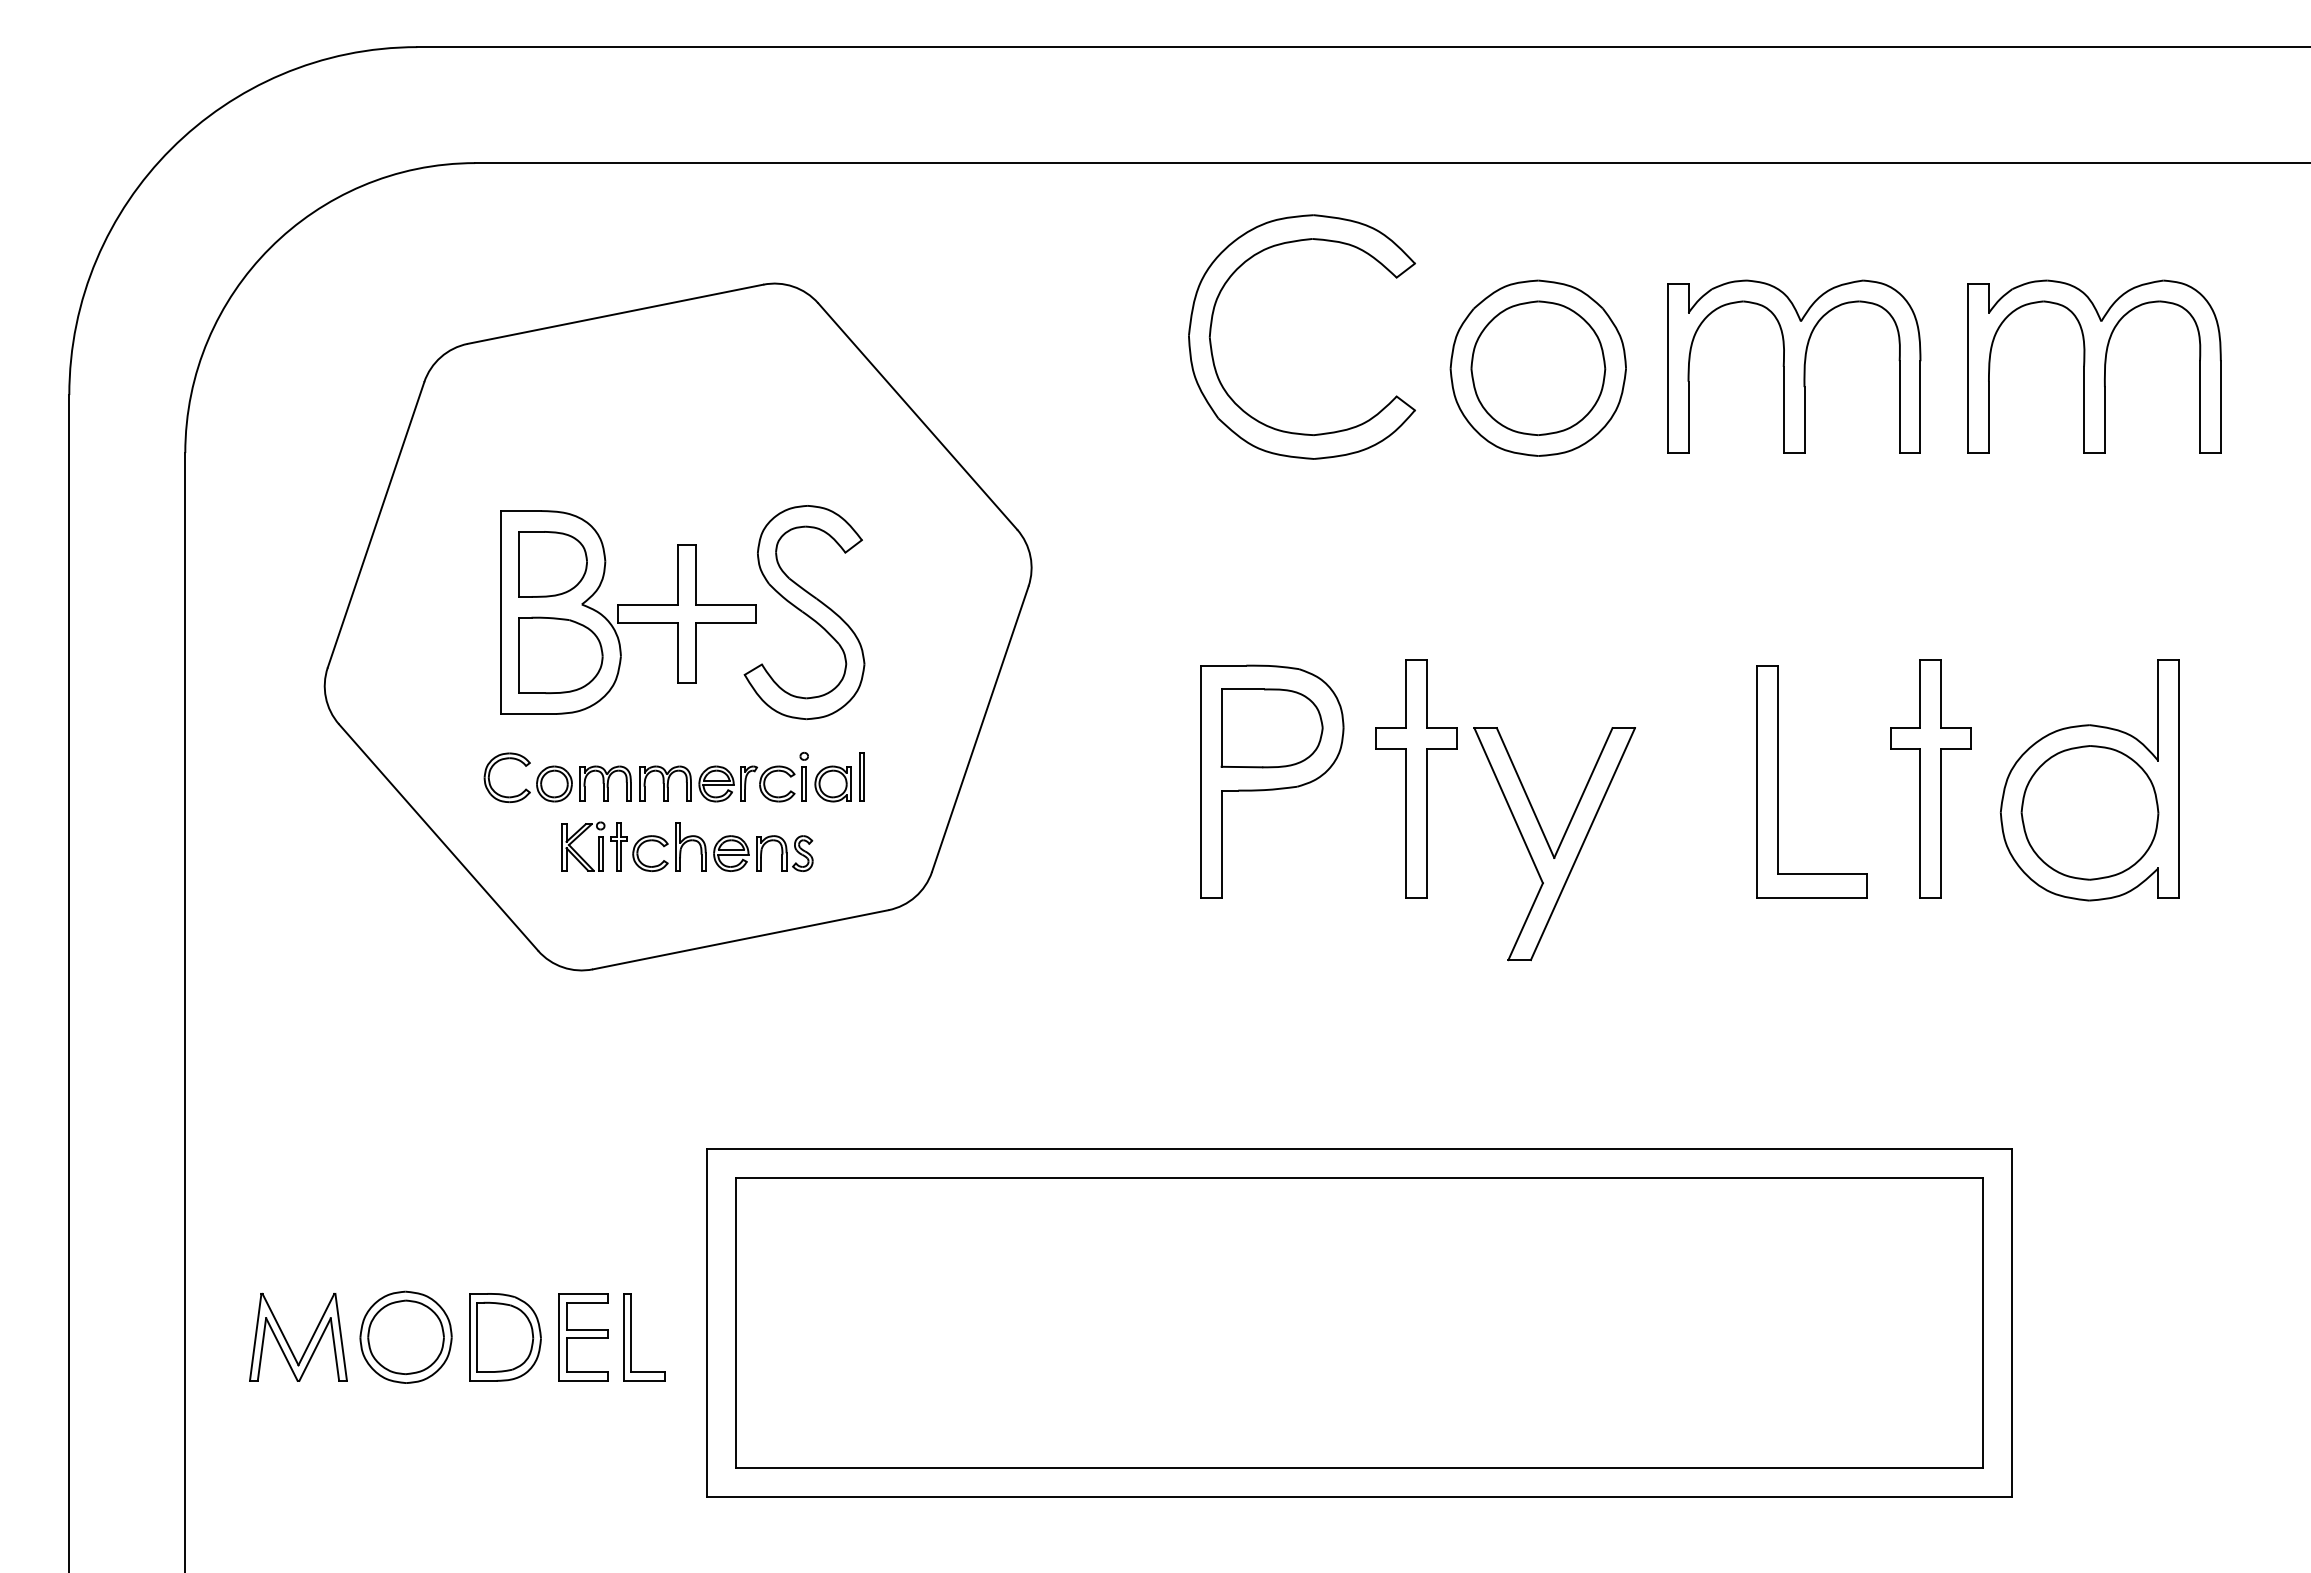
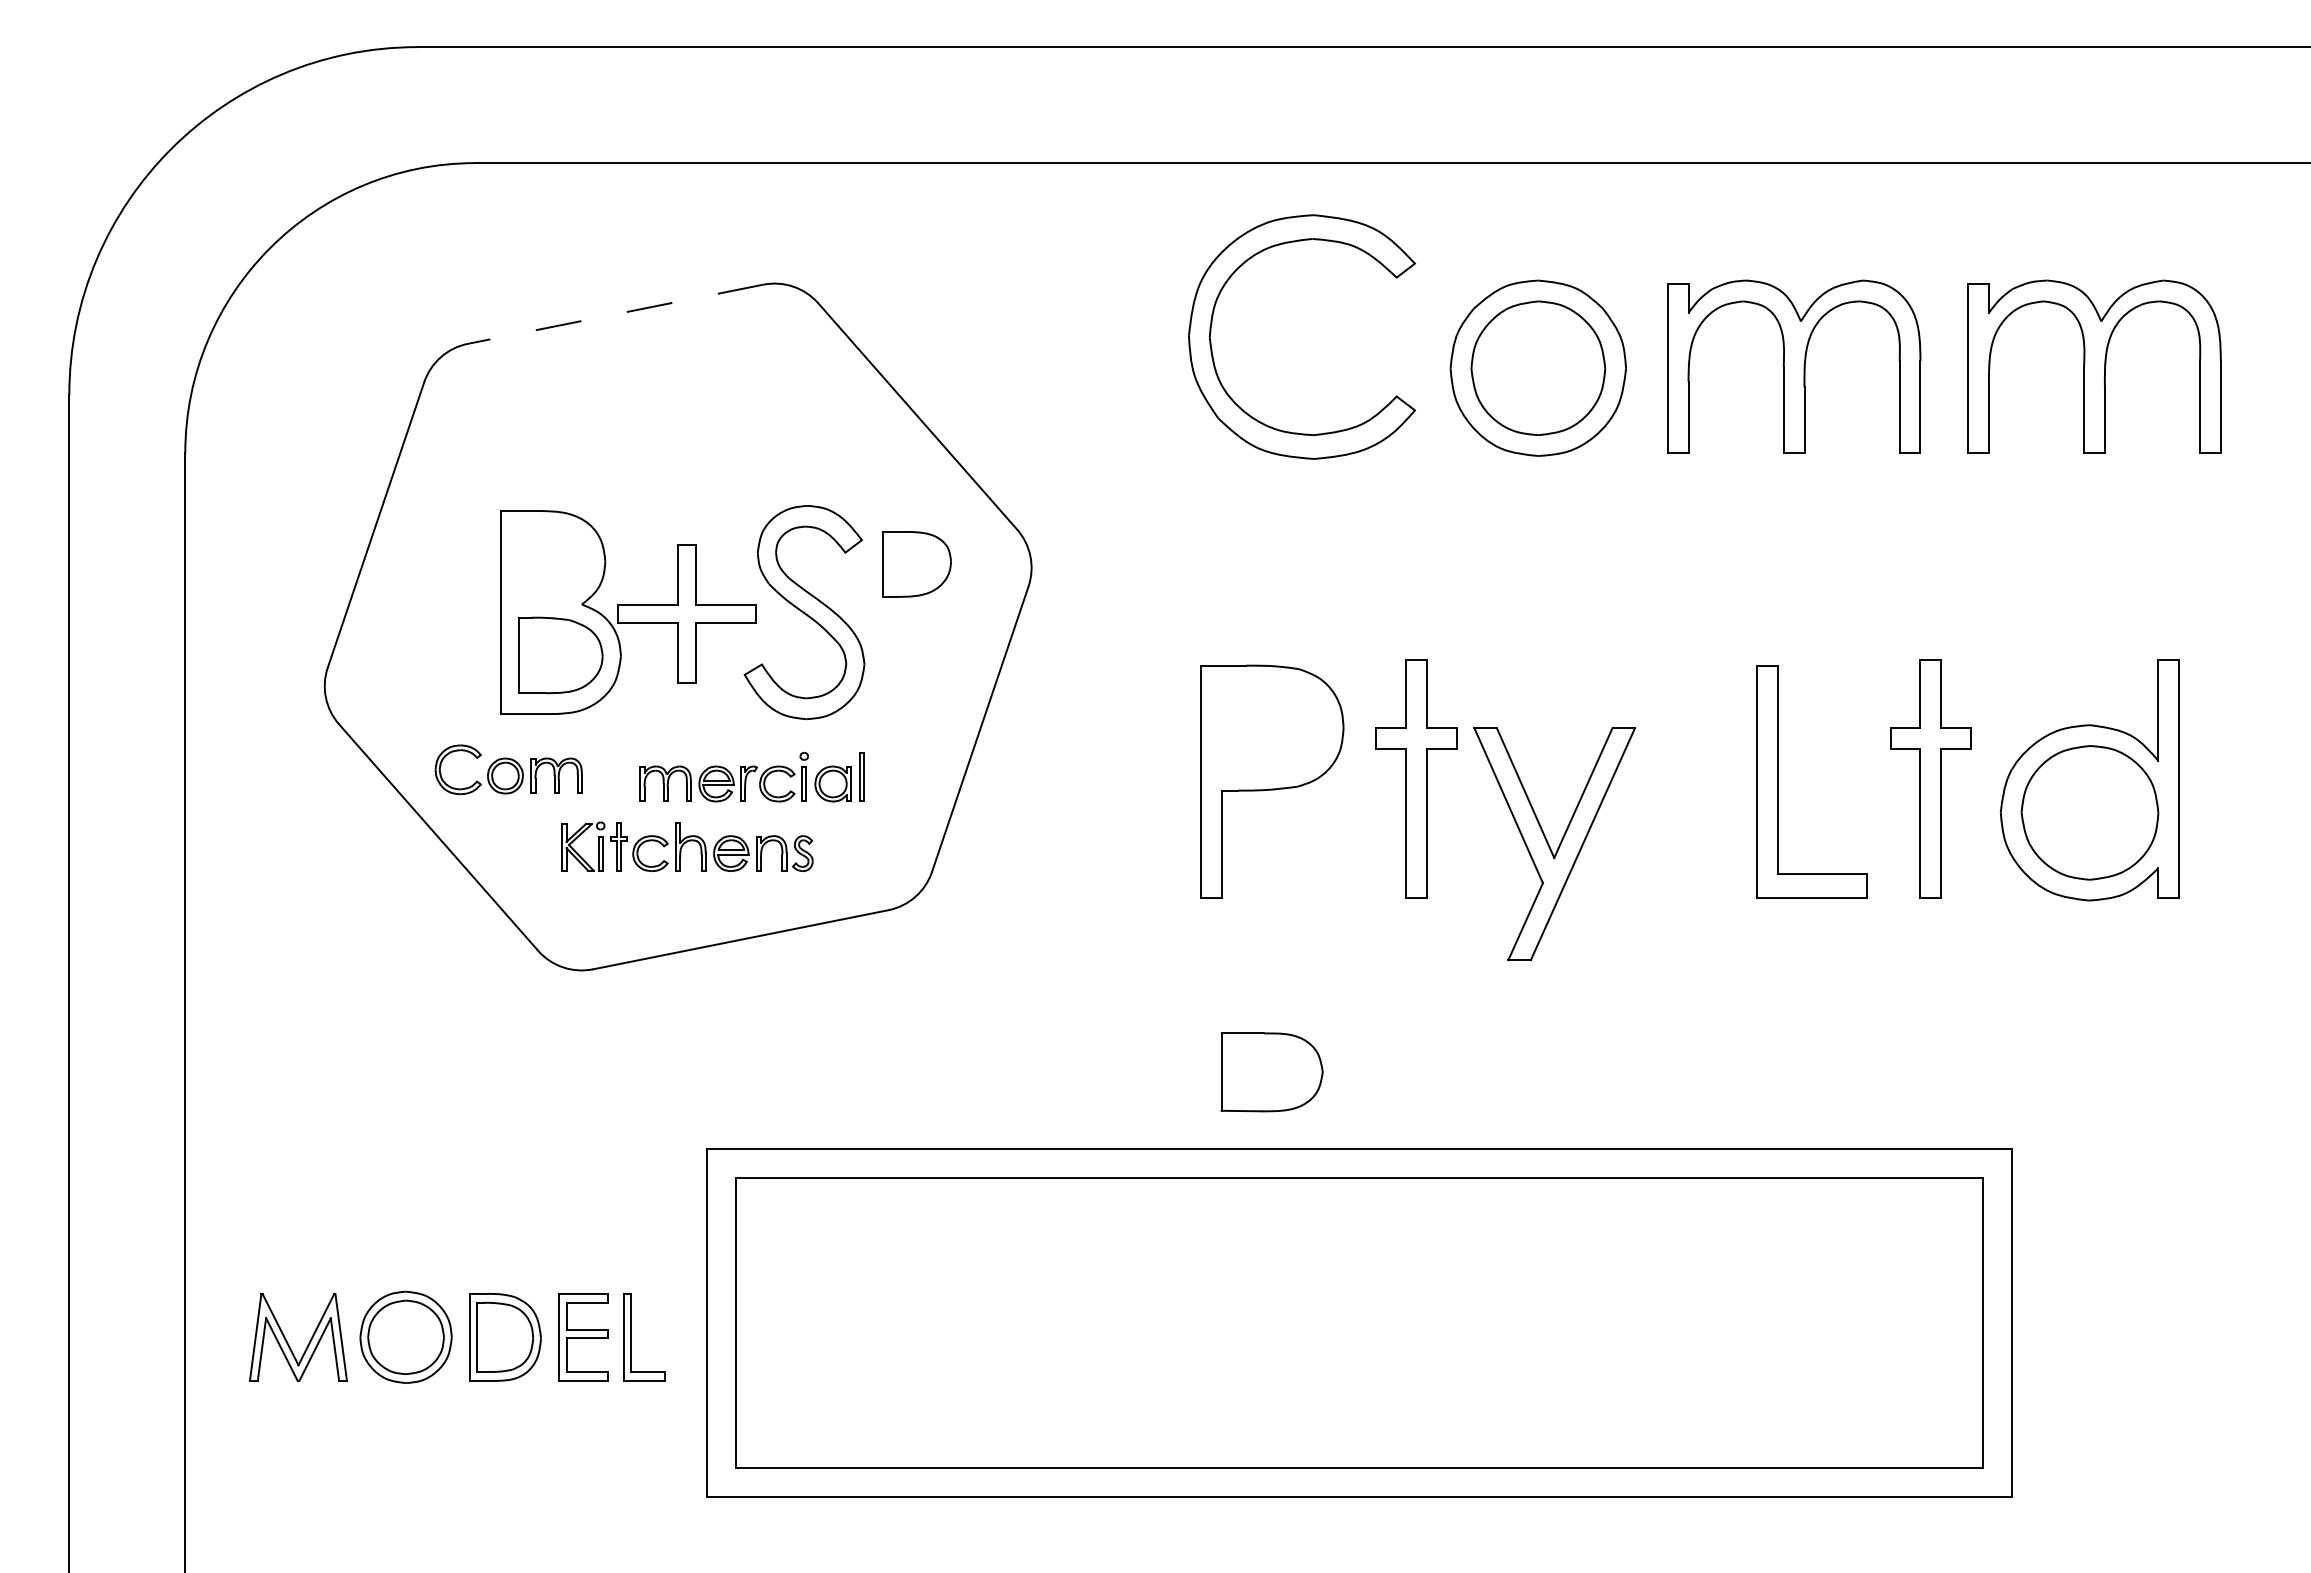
line: solid -> dashed (615, 314)
part position: (552, 564) -> (916, 564) (916, 564)
part position: (1271, 728) -> (1271, 1072) (1271, 1072)
part position: (557, 777) -> (508, 769) (508, 769)
